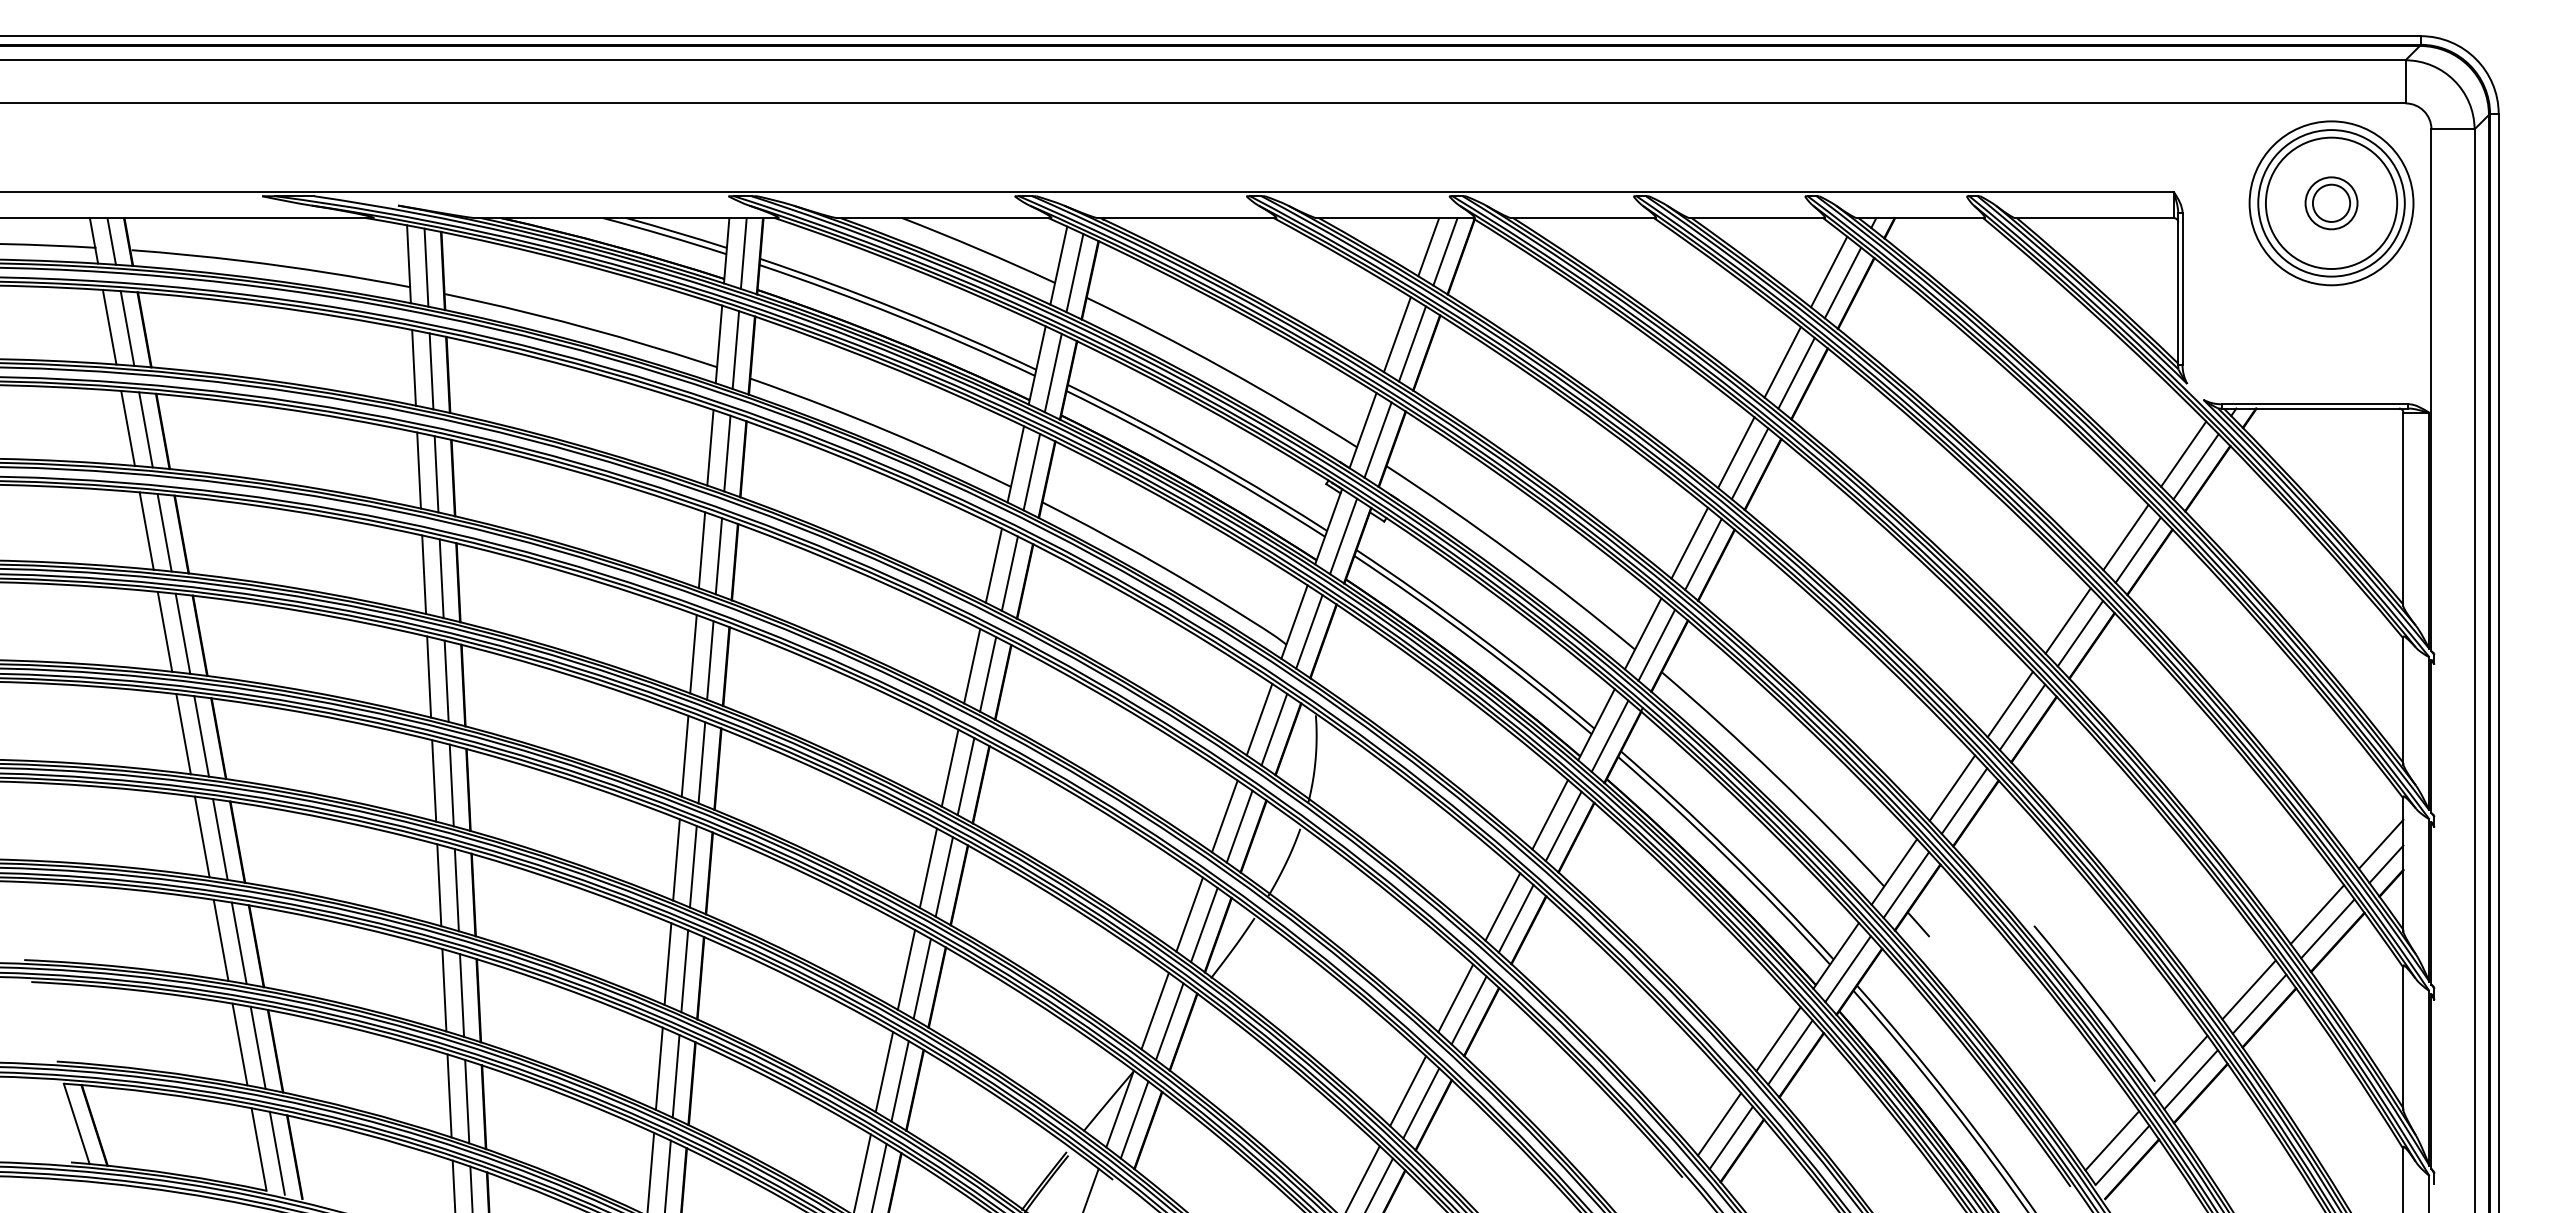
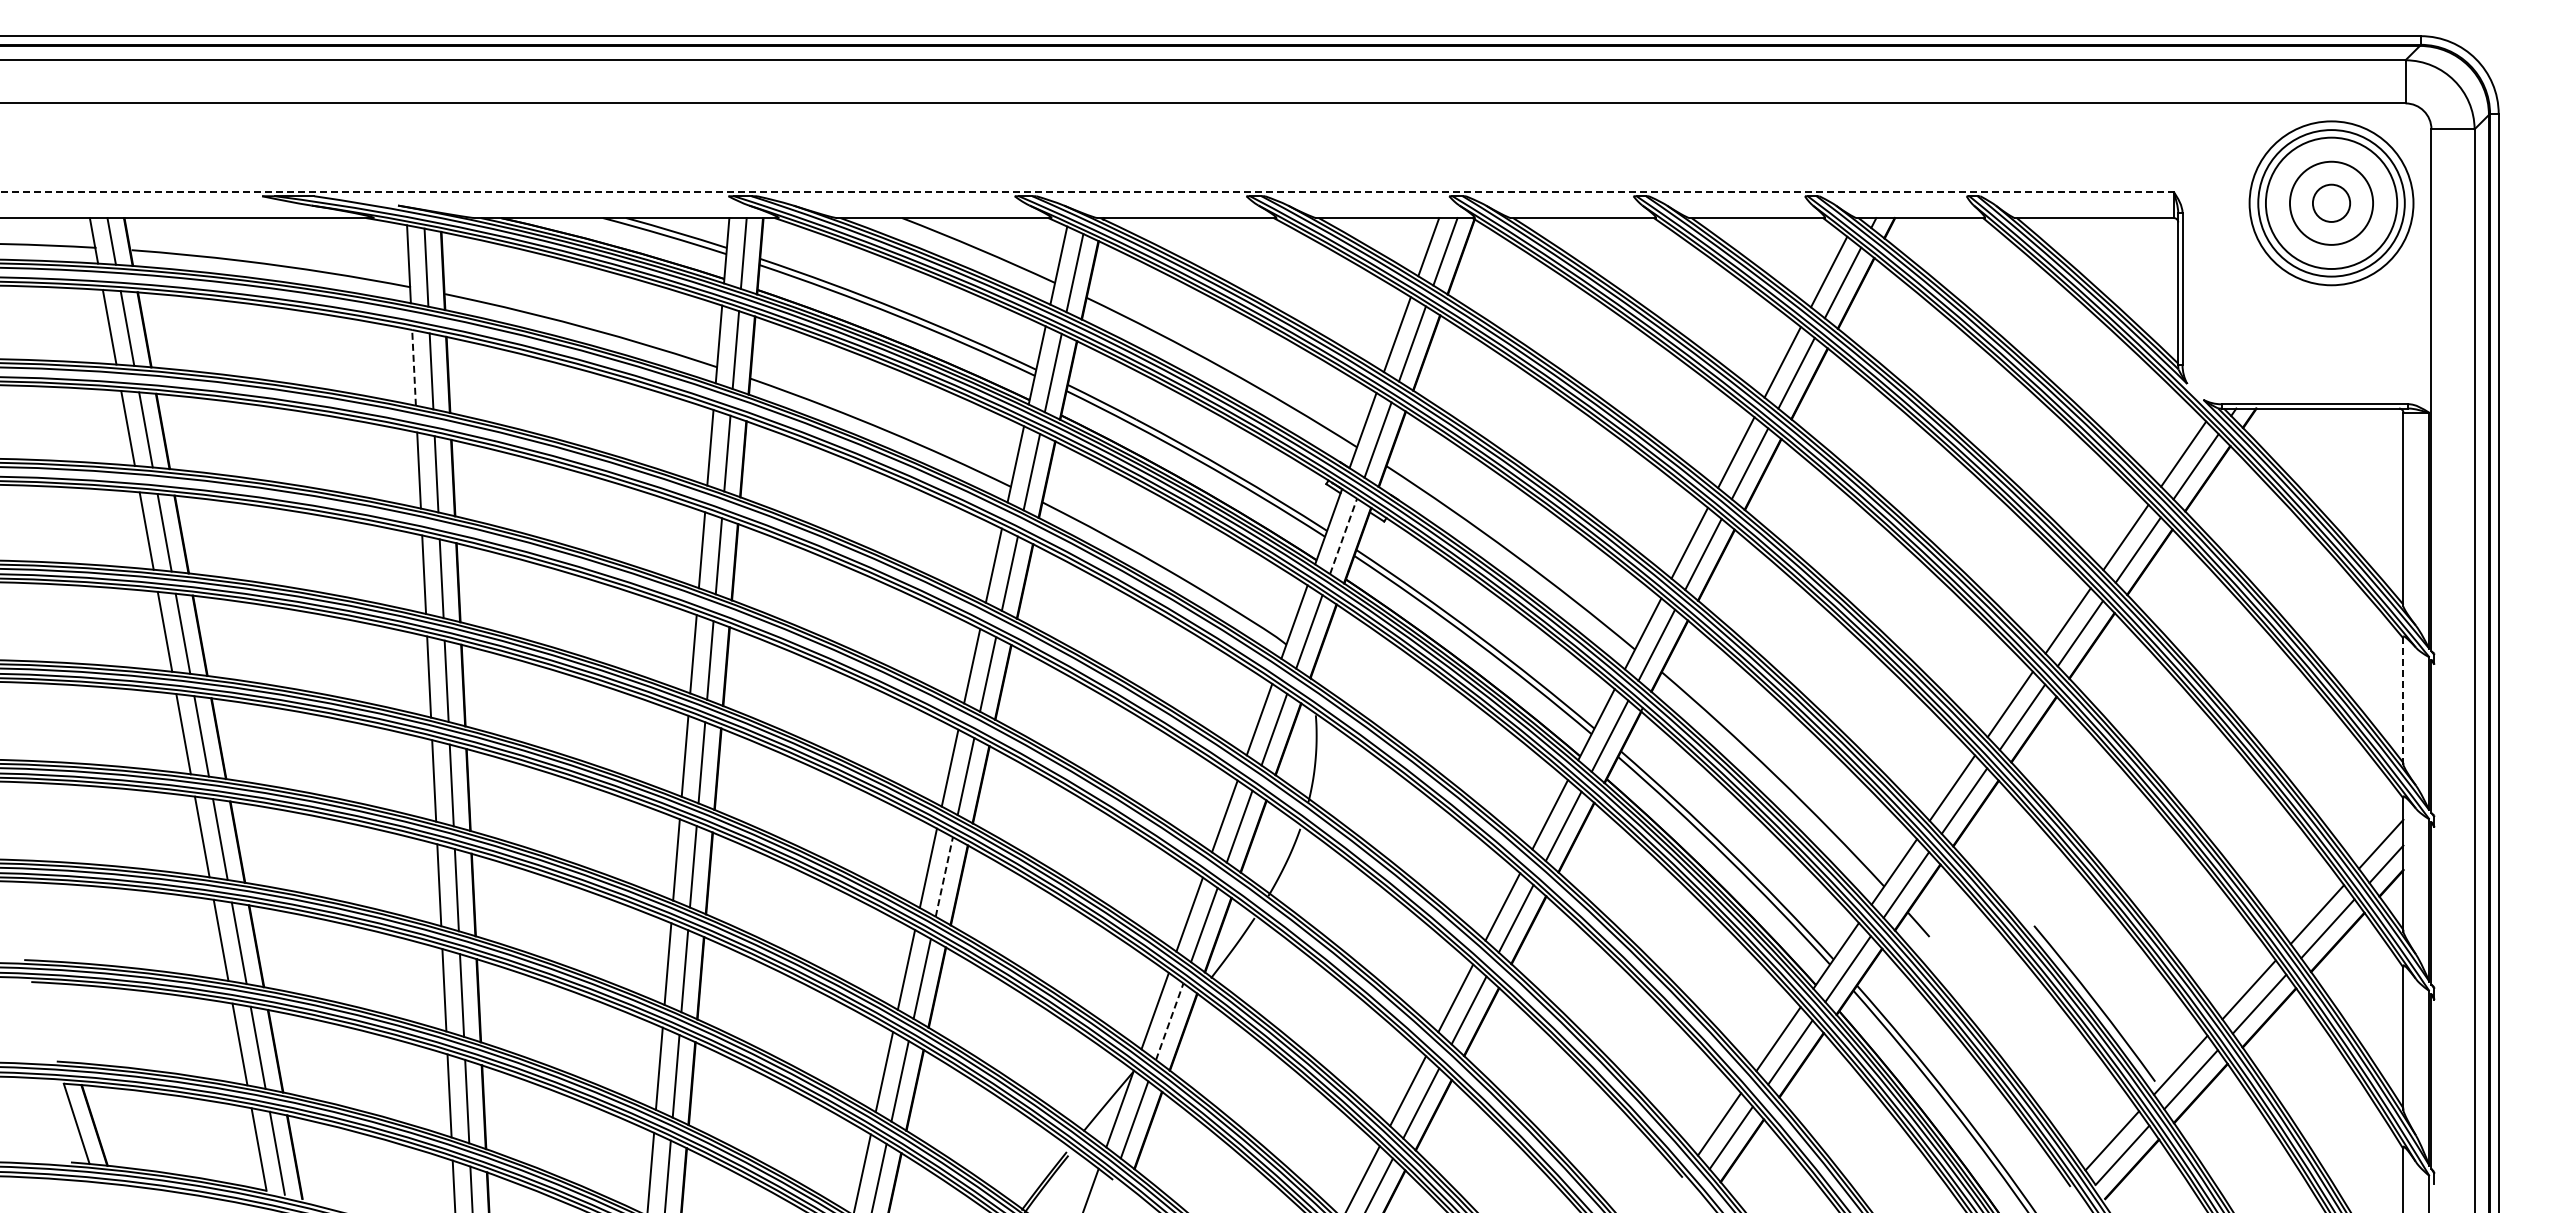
line: solid -> dashed (1086, 192)
circle diameter: 52 px -> 83 px (2331, 202)
line: solid -> dashed (414, 367)
line: solid -> dashed (1343, 535)
line: solid -> dashed (2403, 700)
line: solid -> dashed (944, 877)
line: solid -> dashed (1169, 1021)
